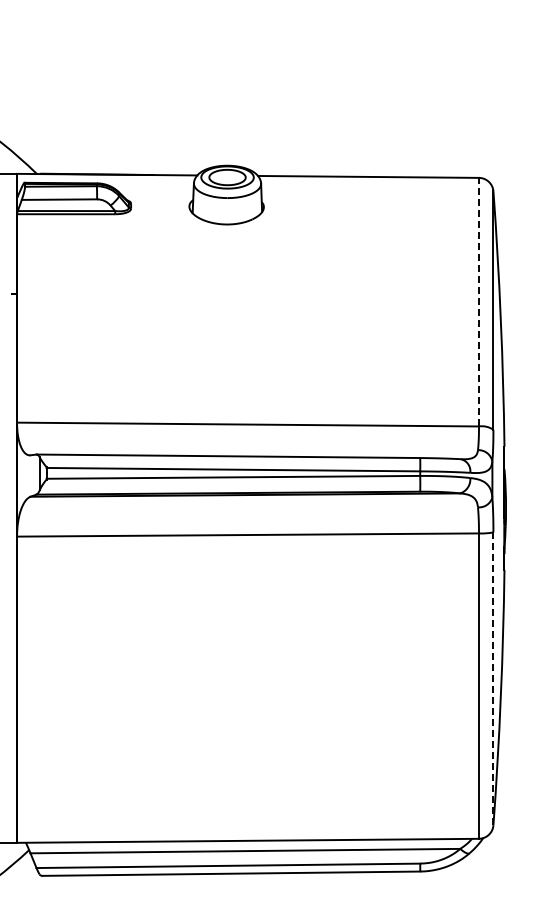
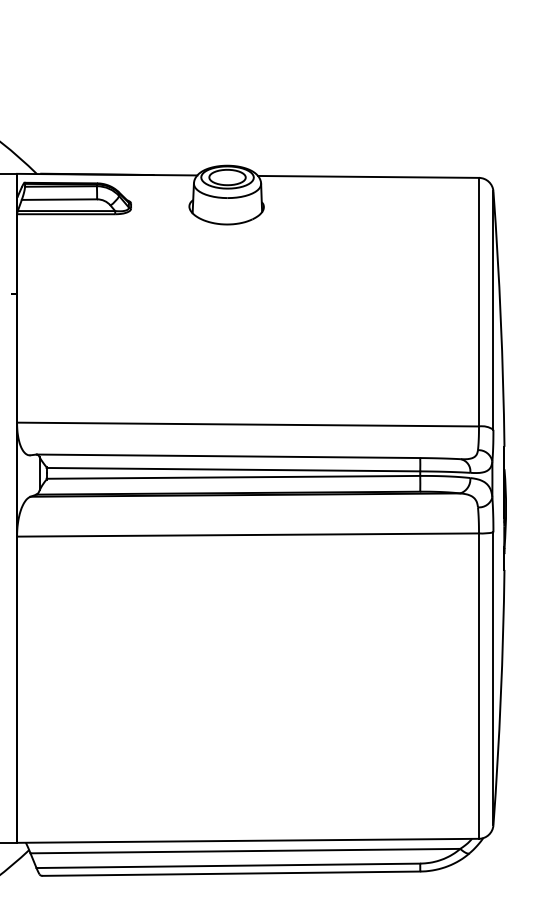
line: dashed -> solid (479, 301)
line: dashed -> solid (493, 679)
